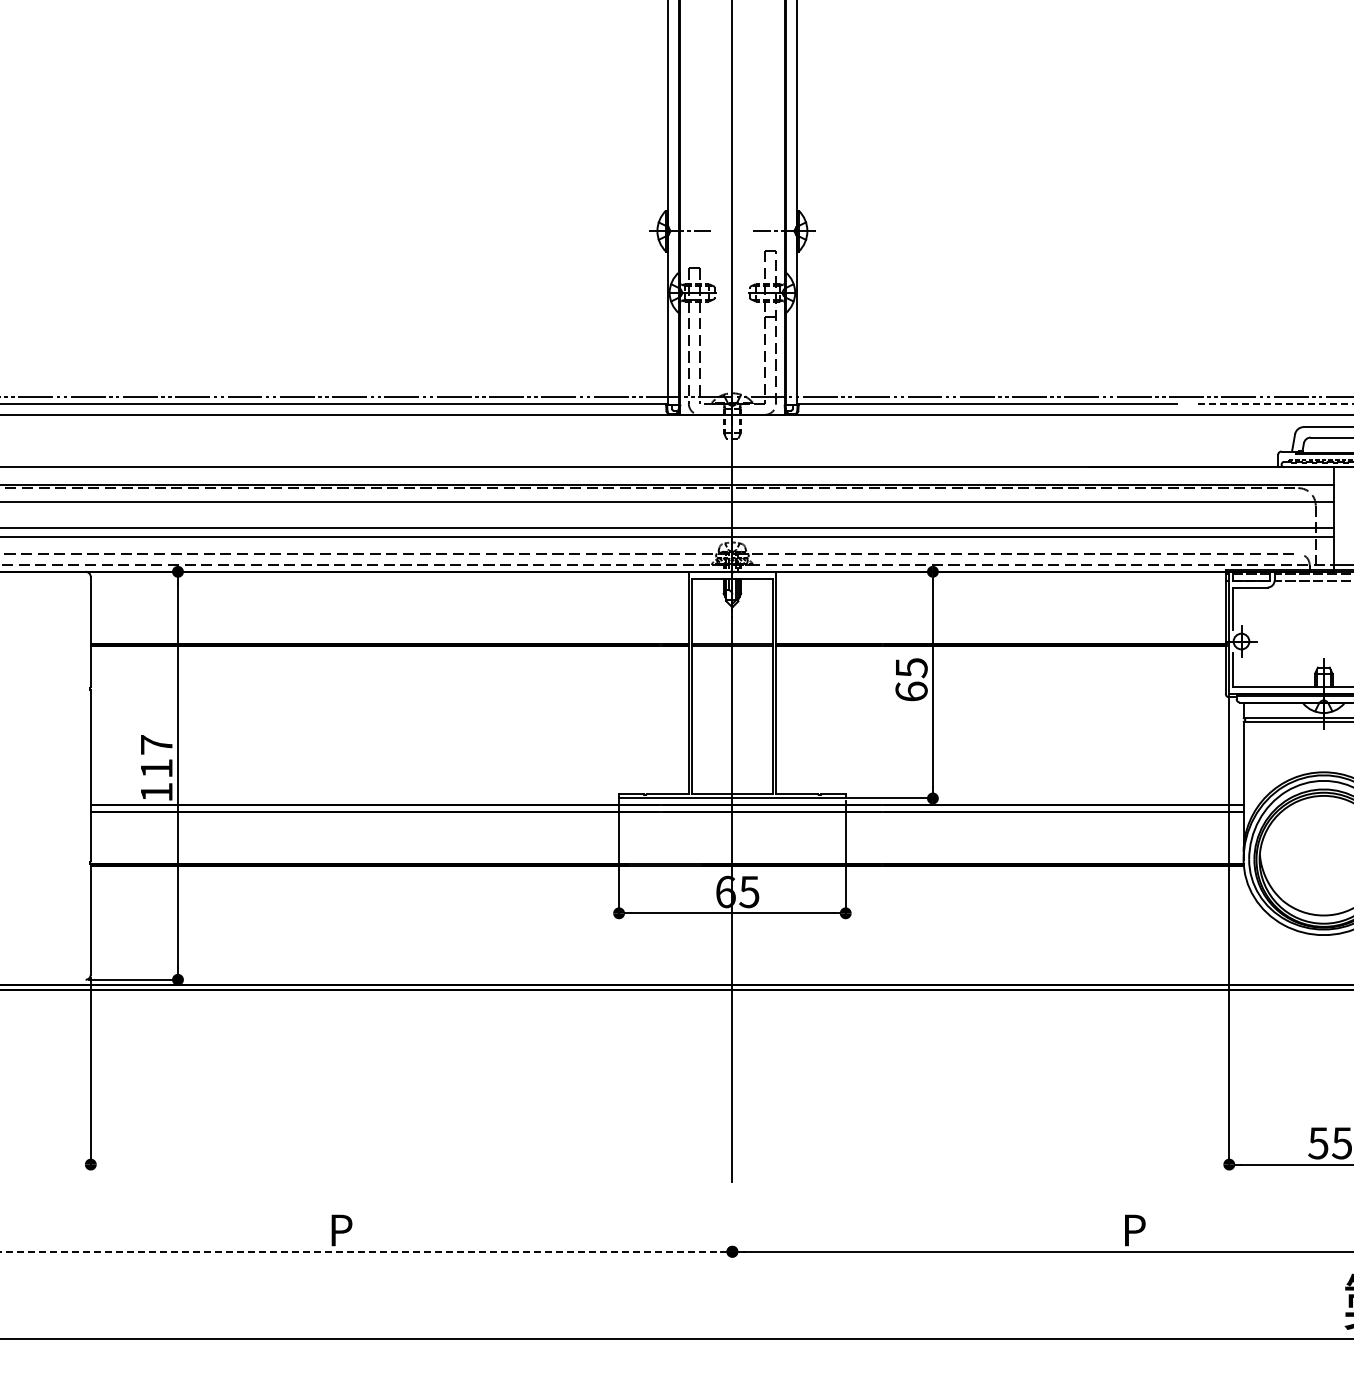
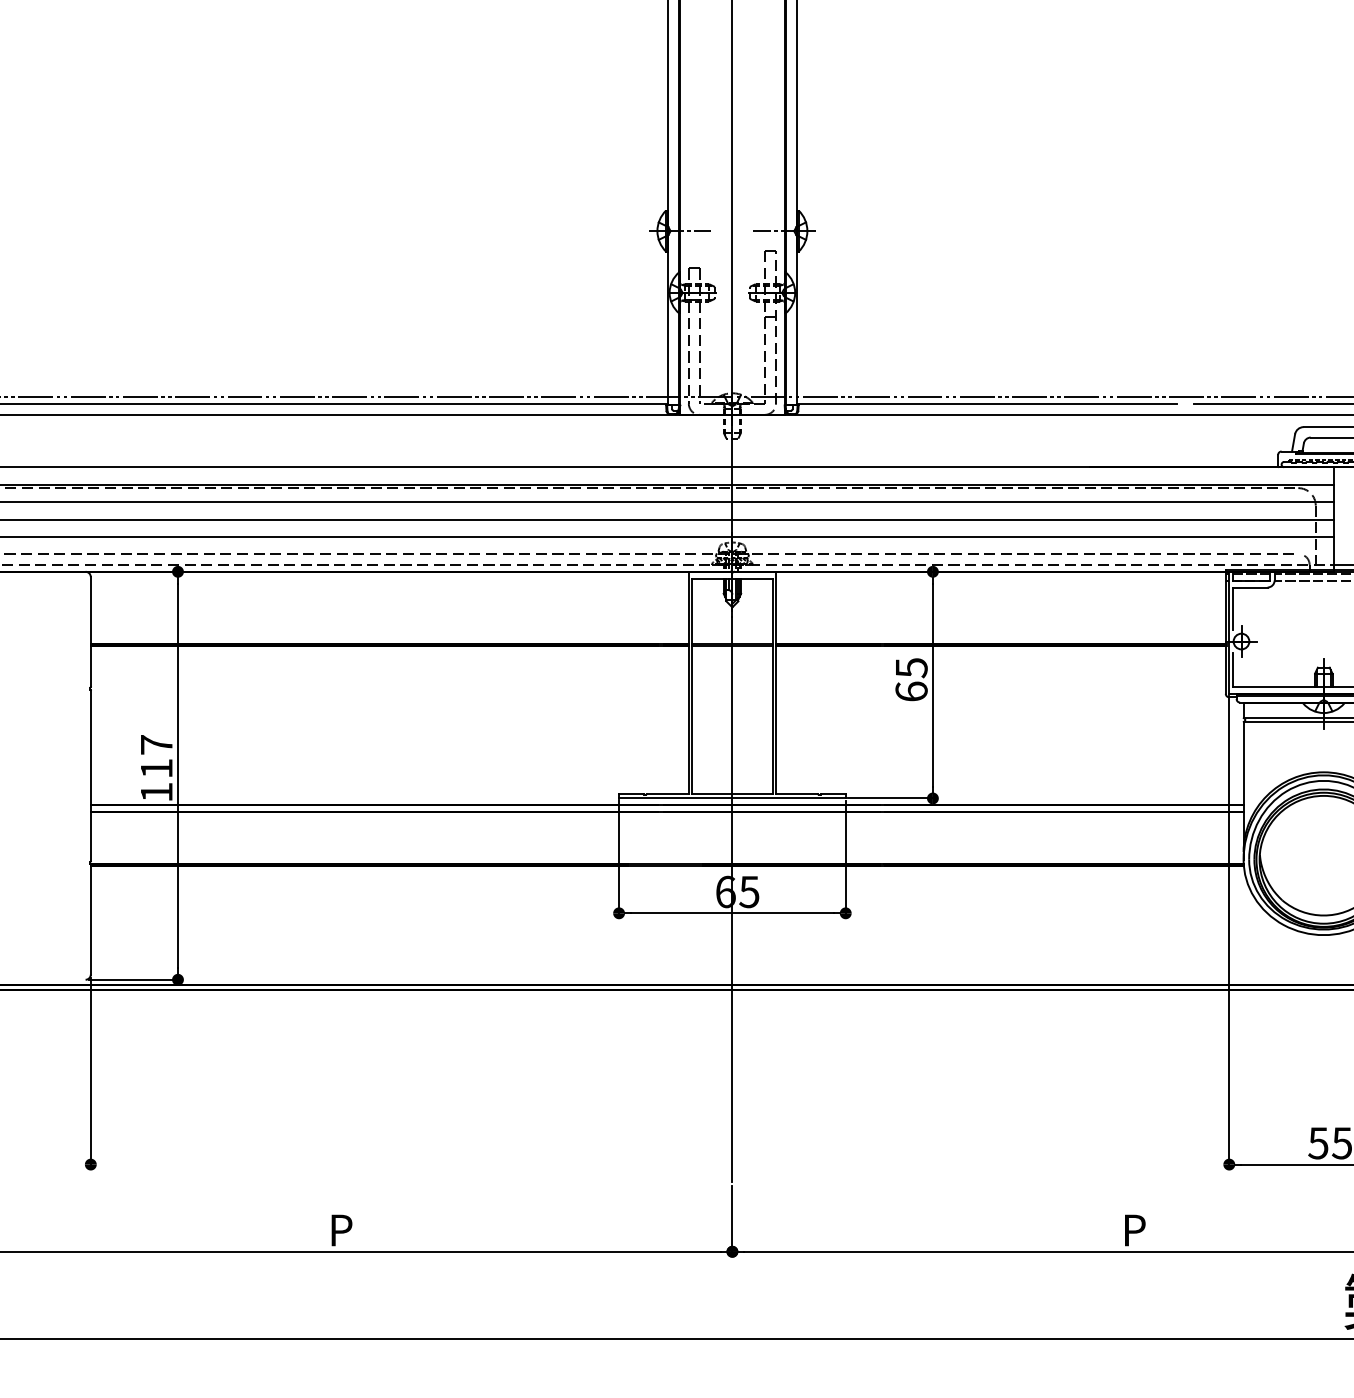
line: dashed -> solid (1274, 404)
line position: (667, 527) -> (667, 519) (667, 519)
line: none -> present (732, 1220)
line: dashed -> solid (360, 1251)
